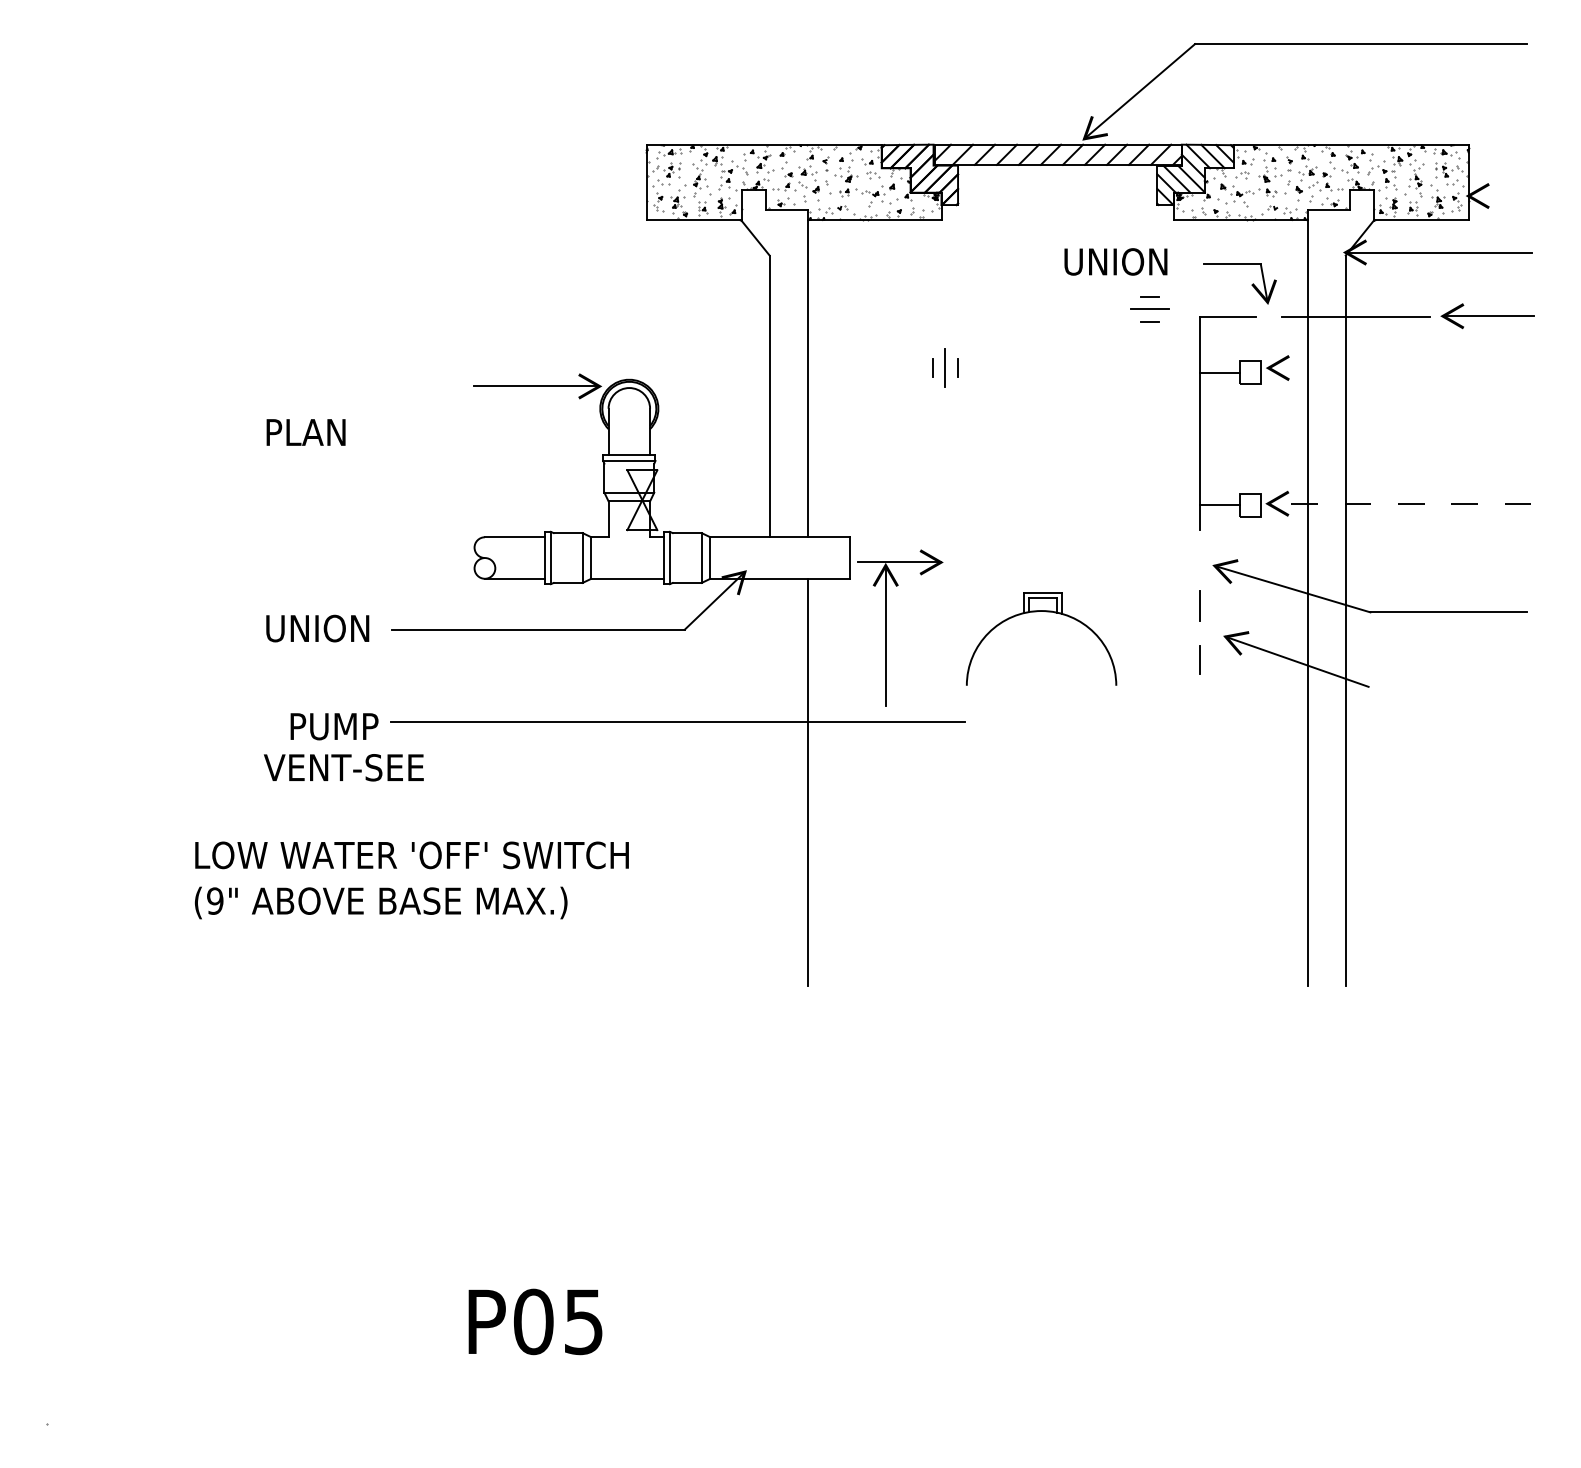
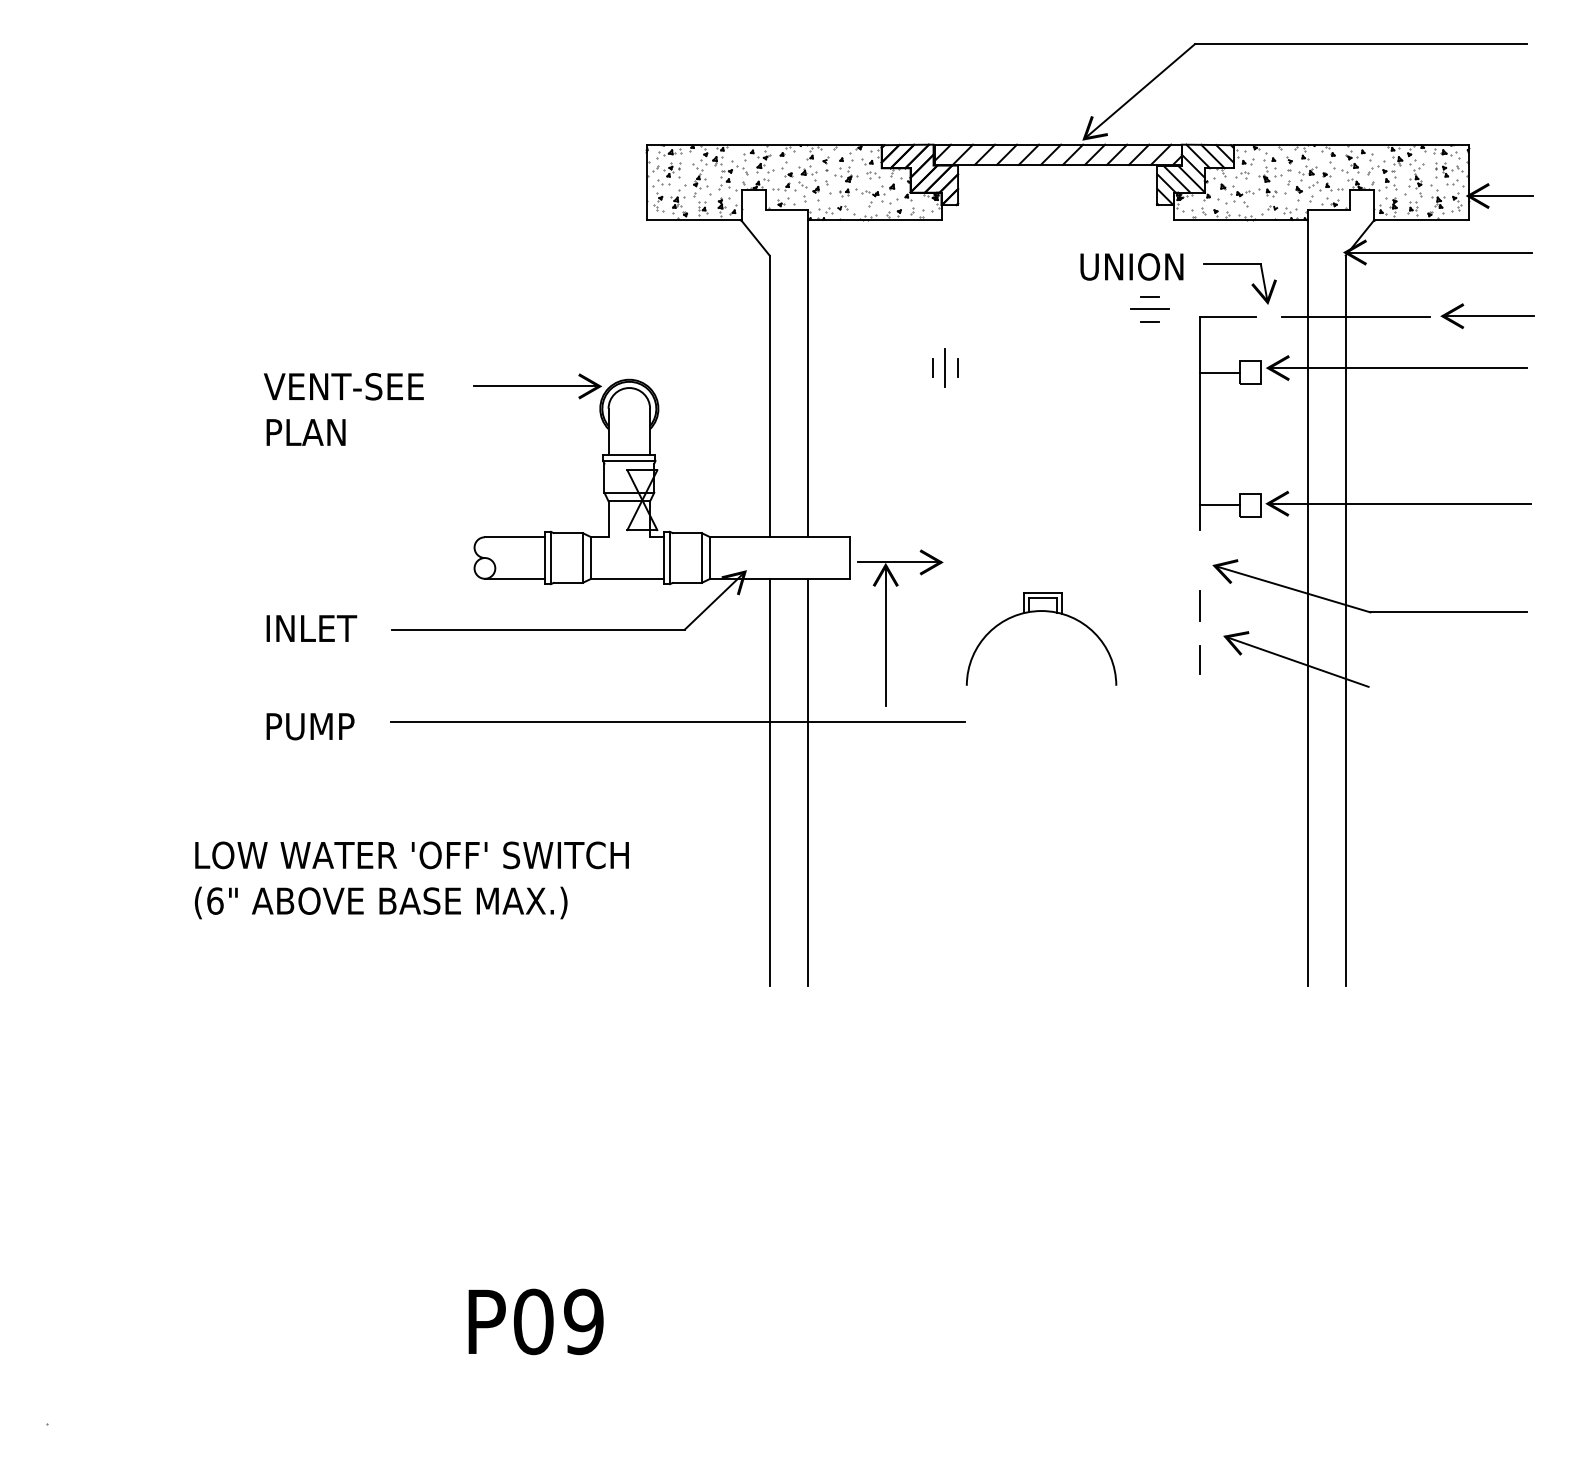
line: none -> present (1500, 196)
text position: (1115, 261) -> (1131, 266) (1131, 266)
line: none -> present (1397, 368)
line: dashed -> solid (1399, 503)
text: UNION -> INLET (317, 628)
text position: (334, 726) -> (310, 726) (310, 726)
text position: (343, 767) -> (343, 386) (343, 386)
line: none -> present (769, 781)
text: (9" -> (6" (215, 900)
text: P05 -> P09 (583, 1321)
